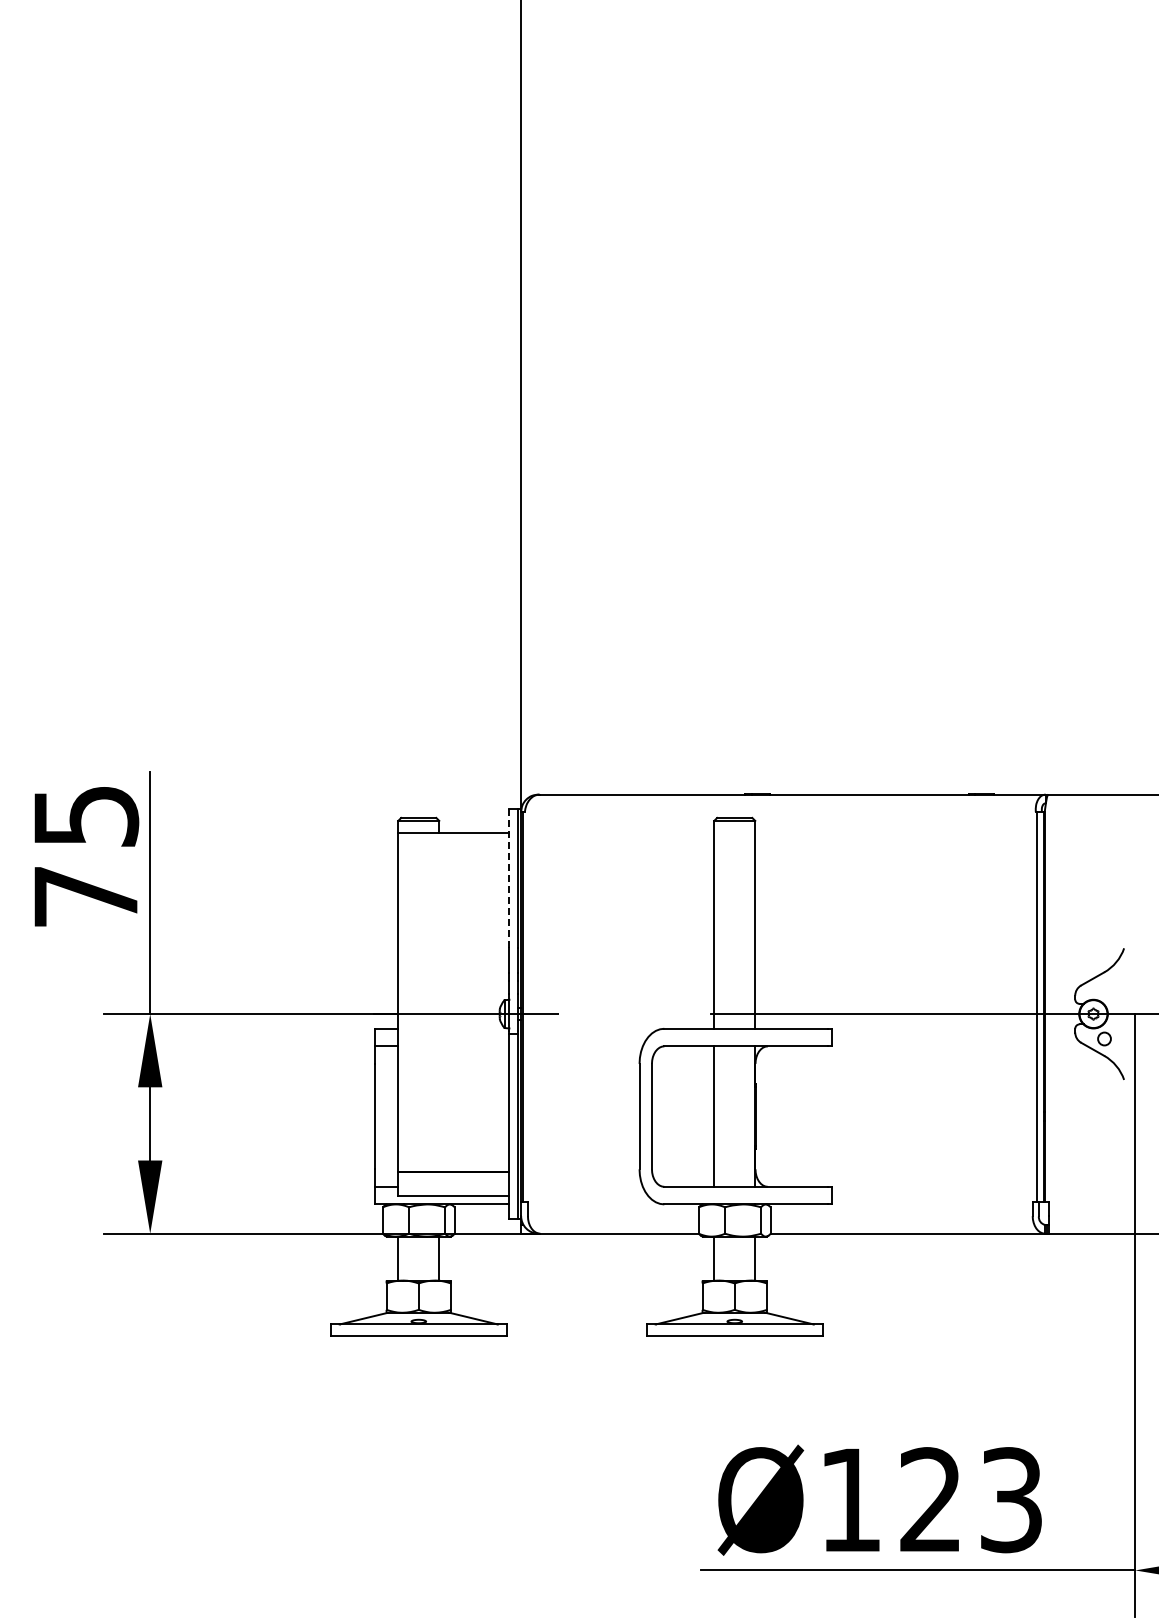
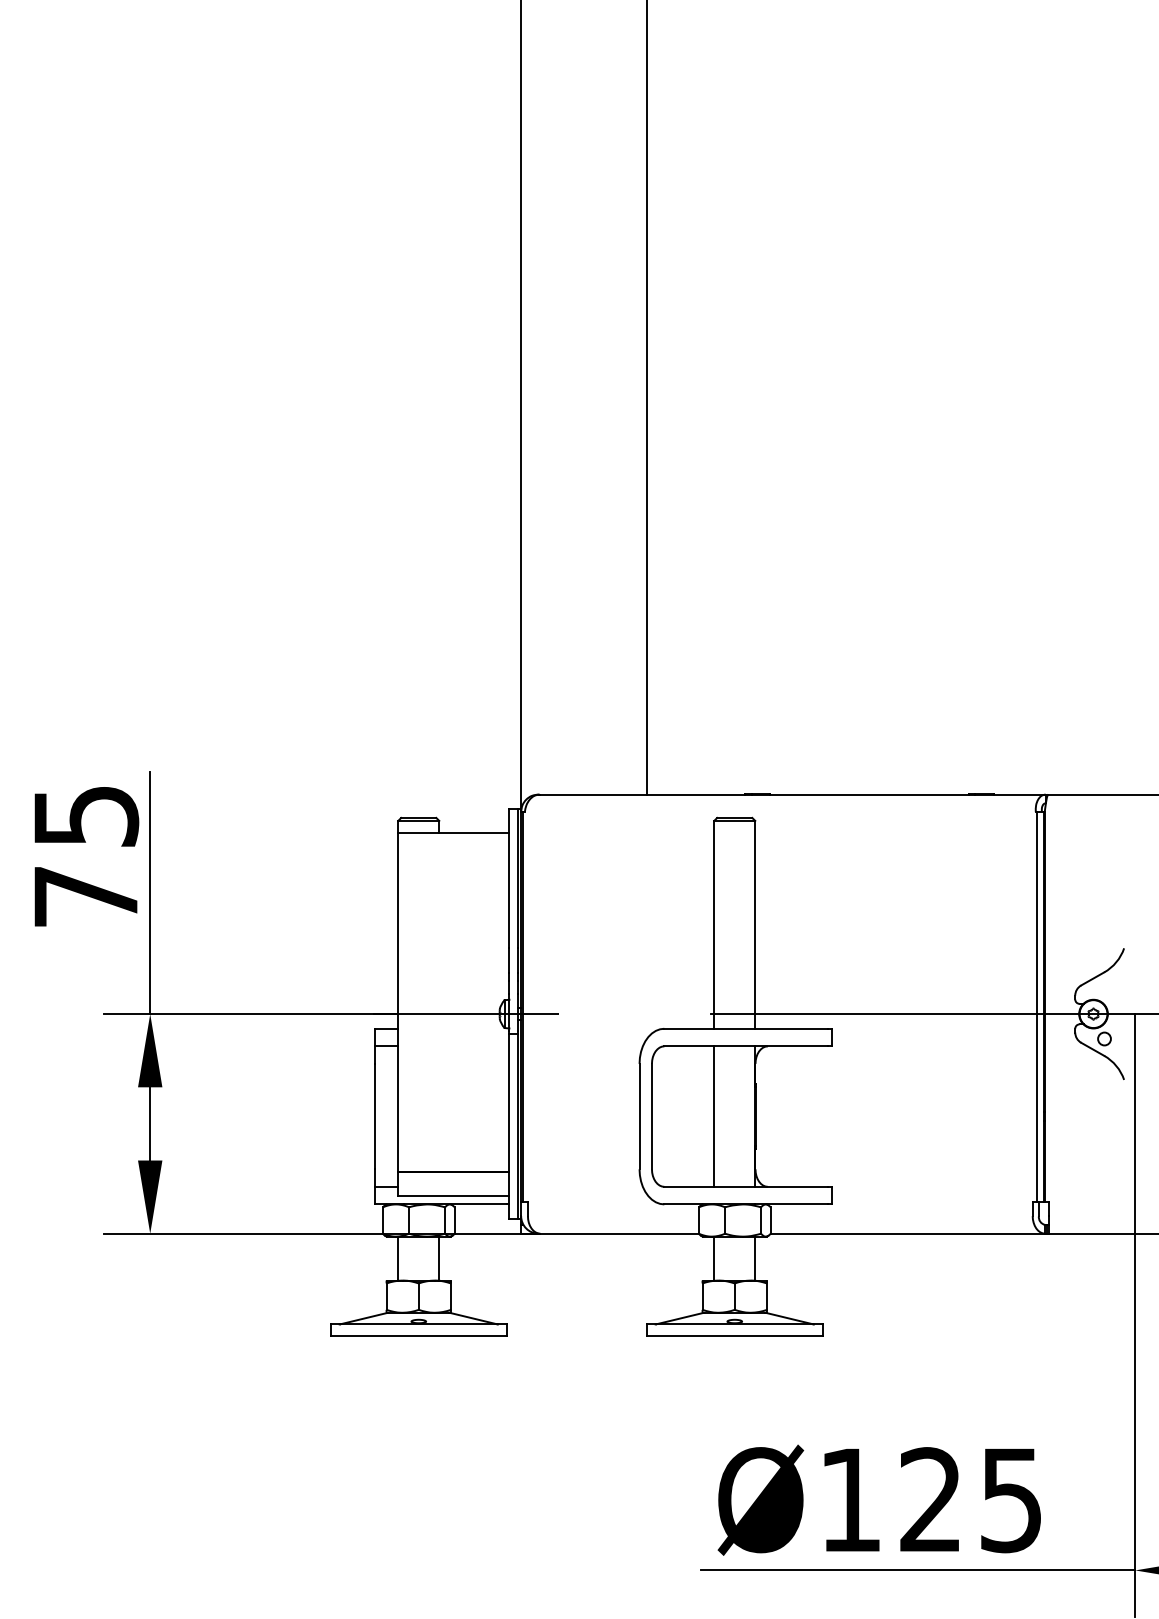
line: none -> present (647, 398)
line: dashed -> solid (509, 878)
text: Ø123 -> Ø125 (1011, 1499)
